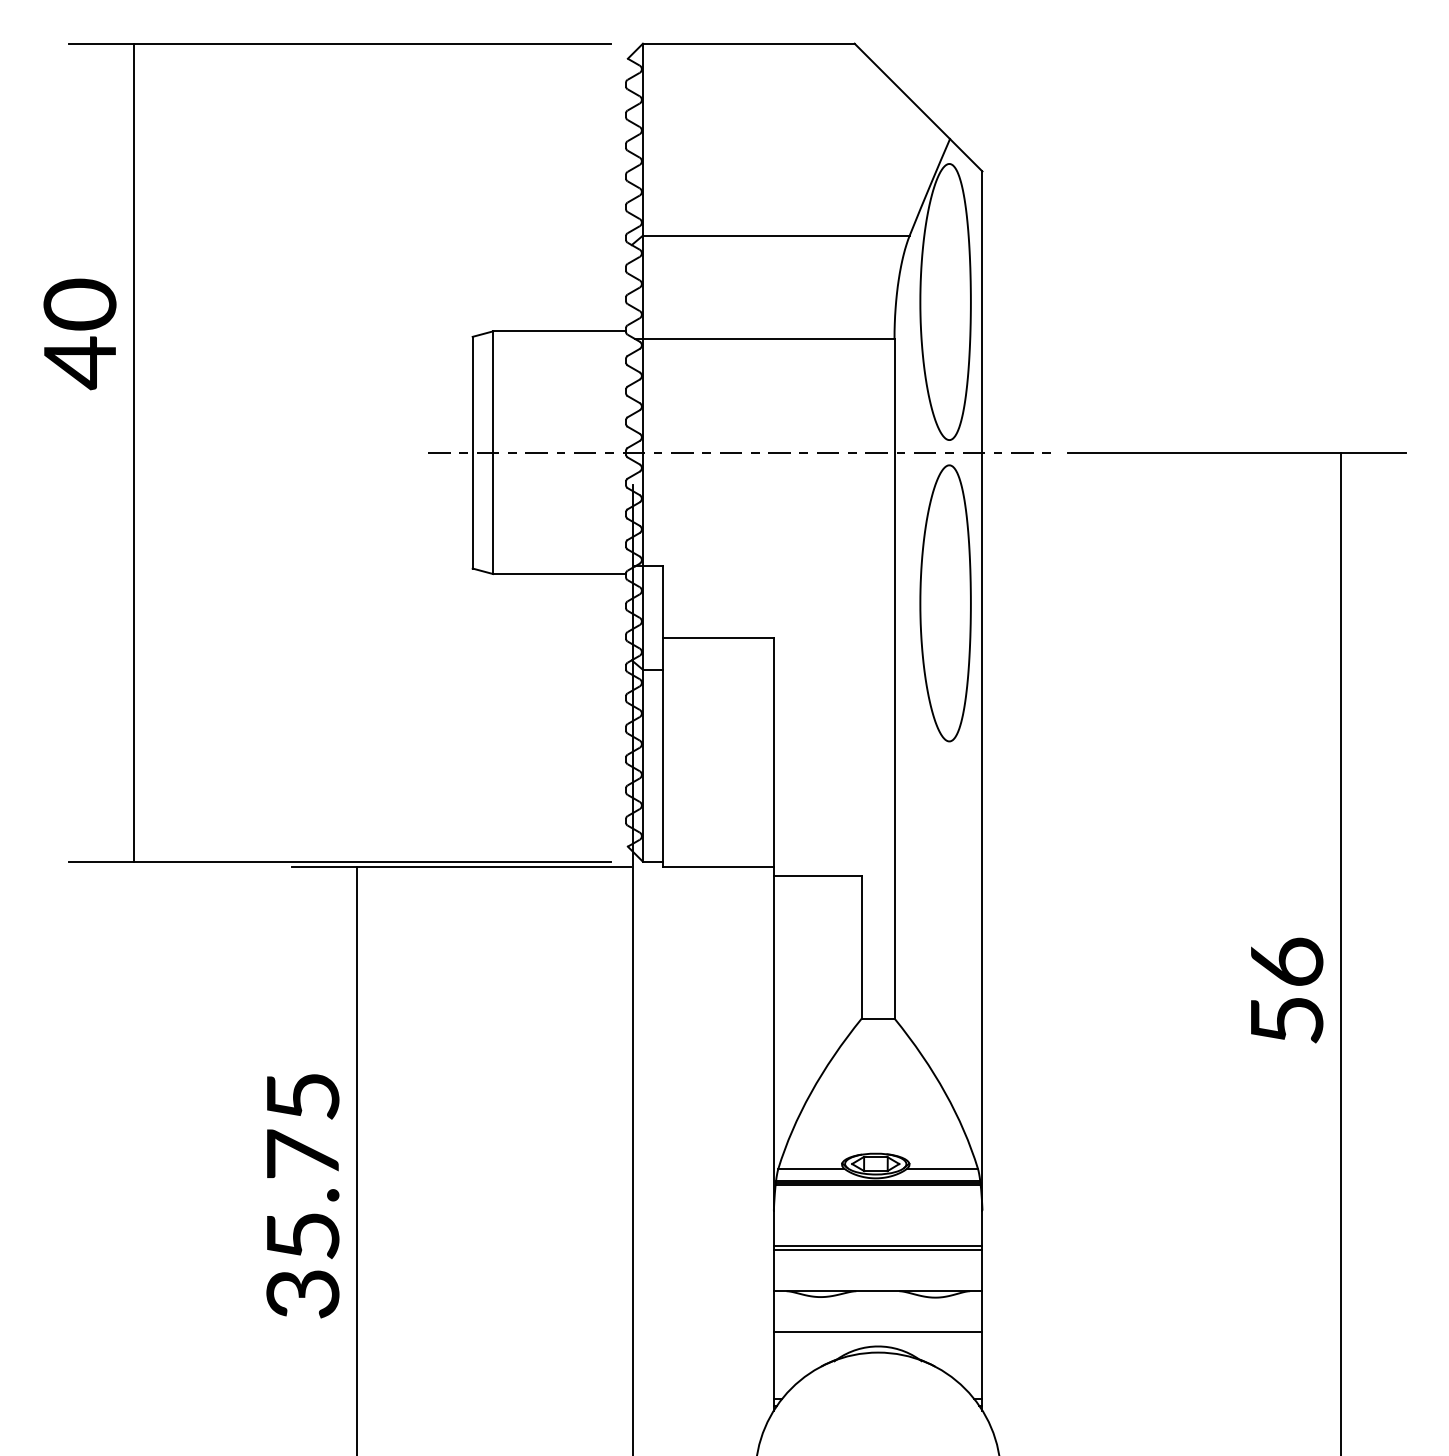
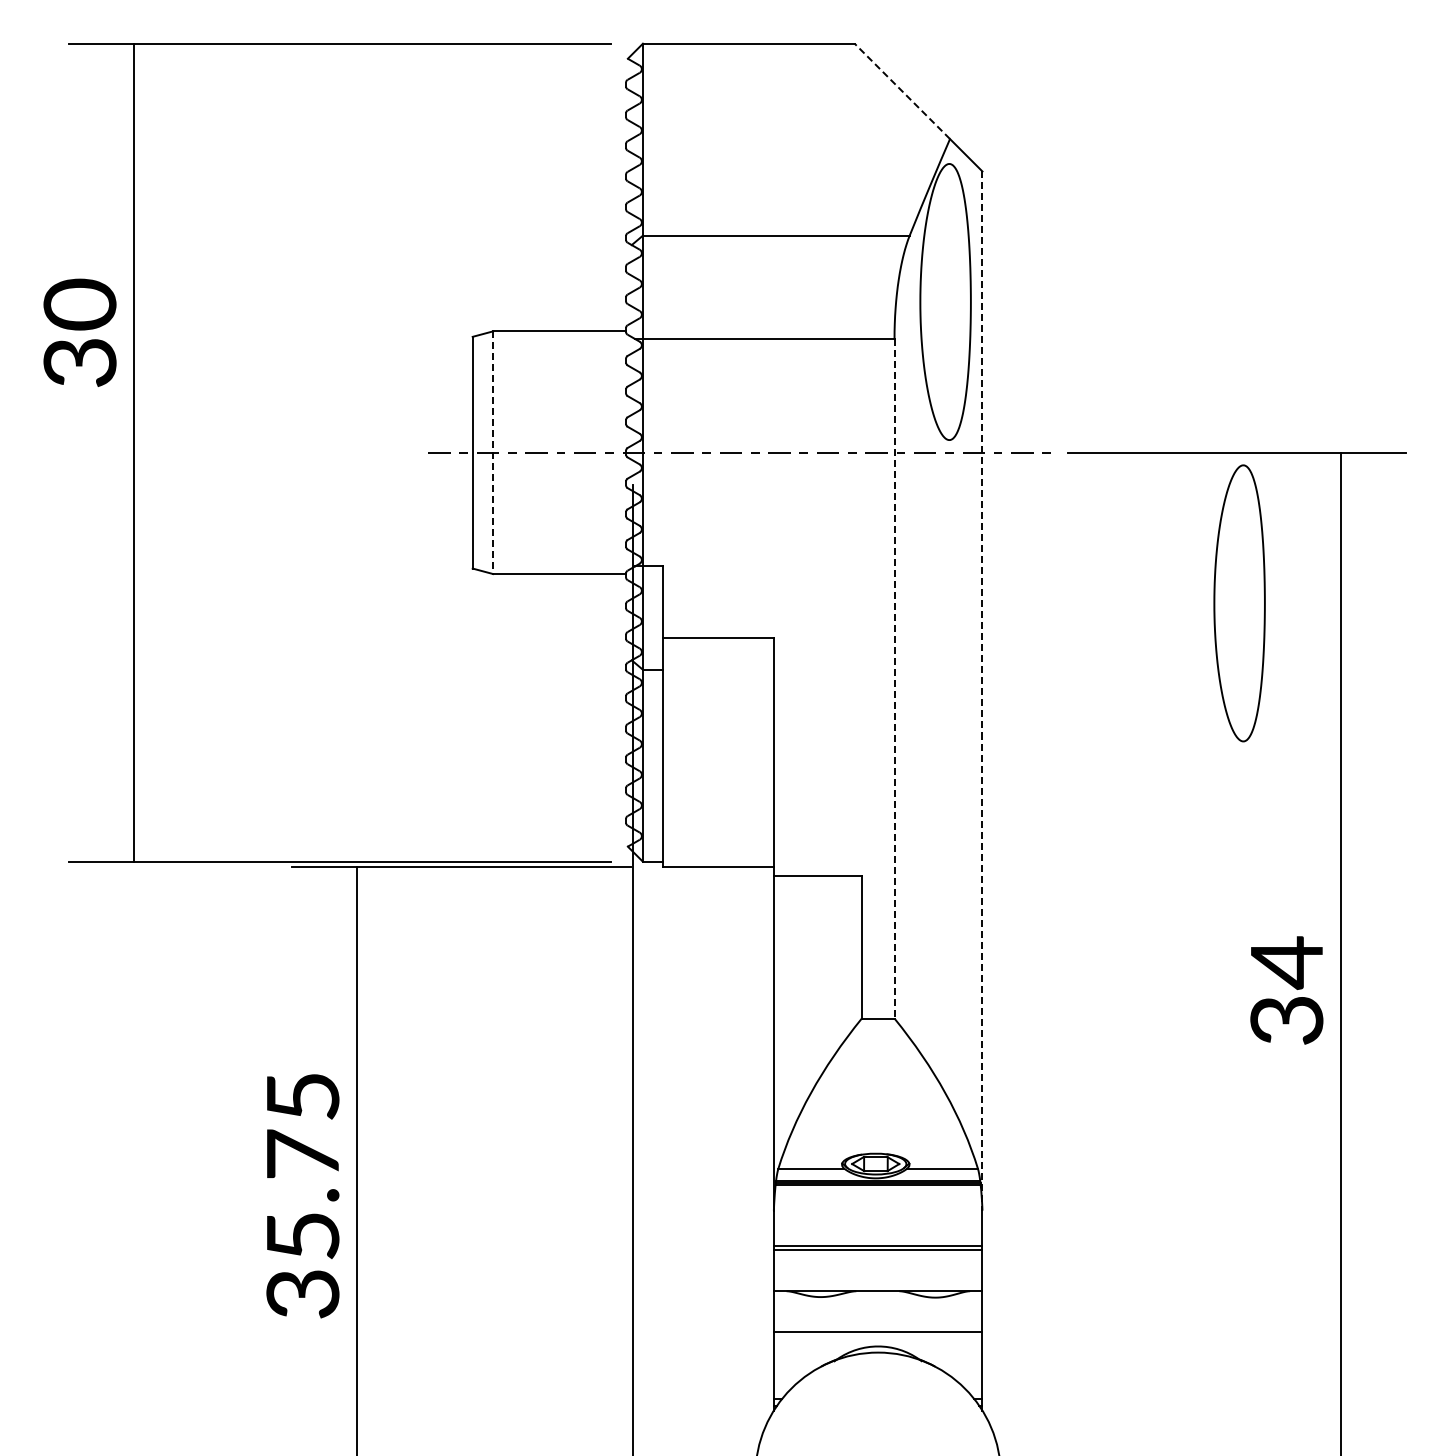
line: solid -> dashed (901, 91)
text: 40 -> 30 (79, 363)
line: solid -> dashed (493, 453)
part position: (945, 603) -> (1239, 603) (1239, 603)
line: solid -> dashed (894, 678)
line: solid -> dashed (982, 691)
text: 56 -> 34 (1286, 990)
